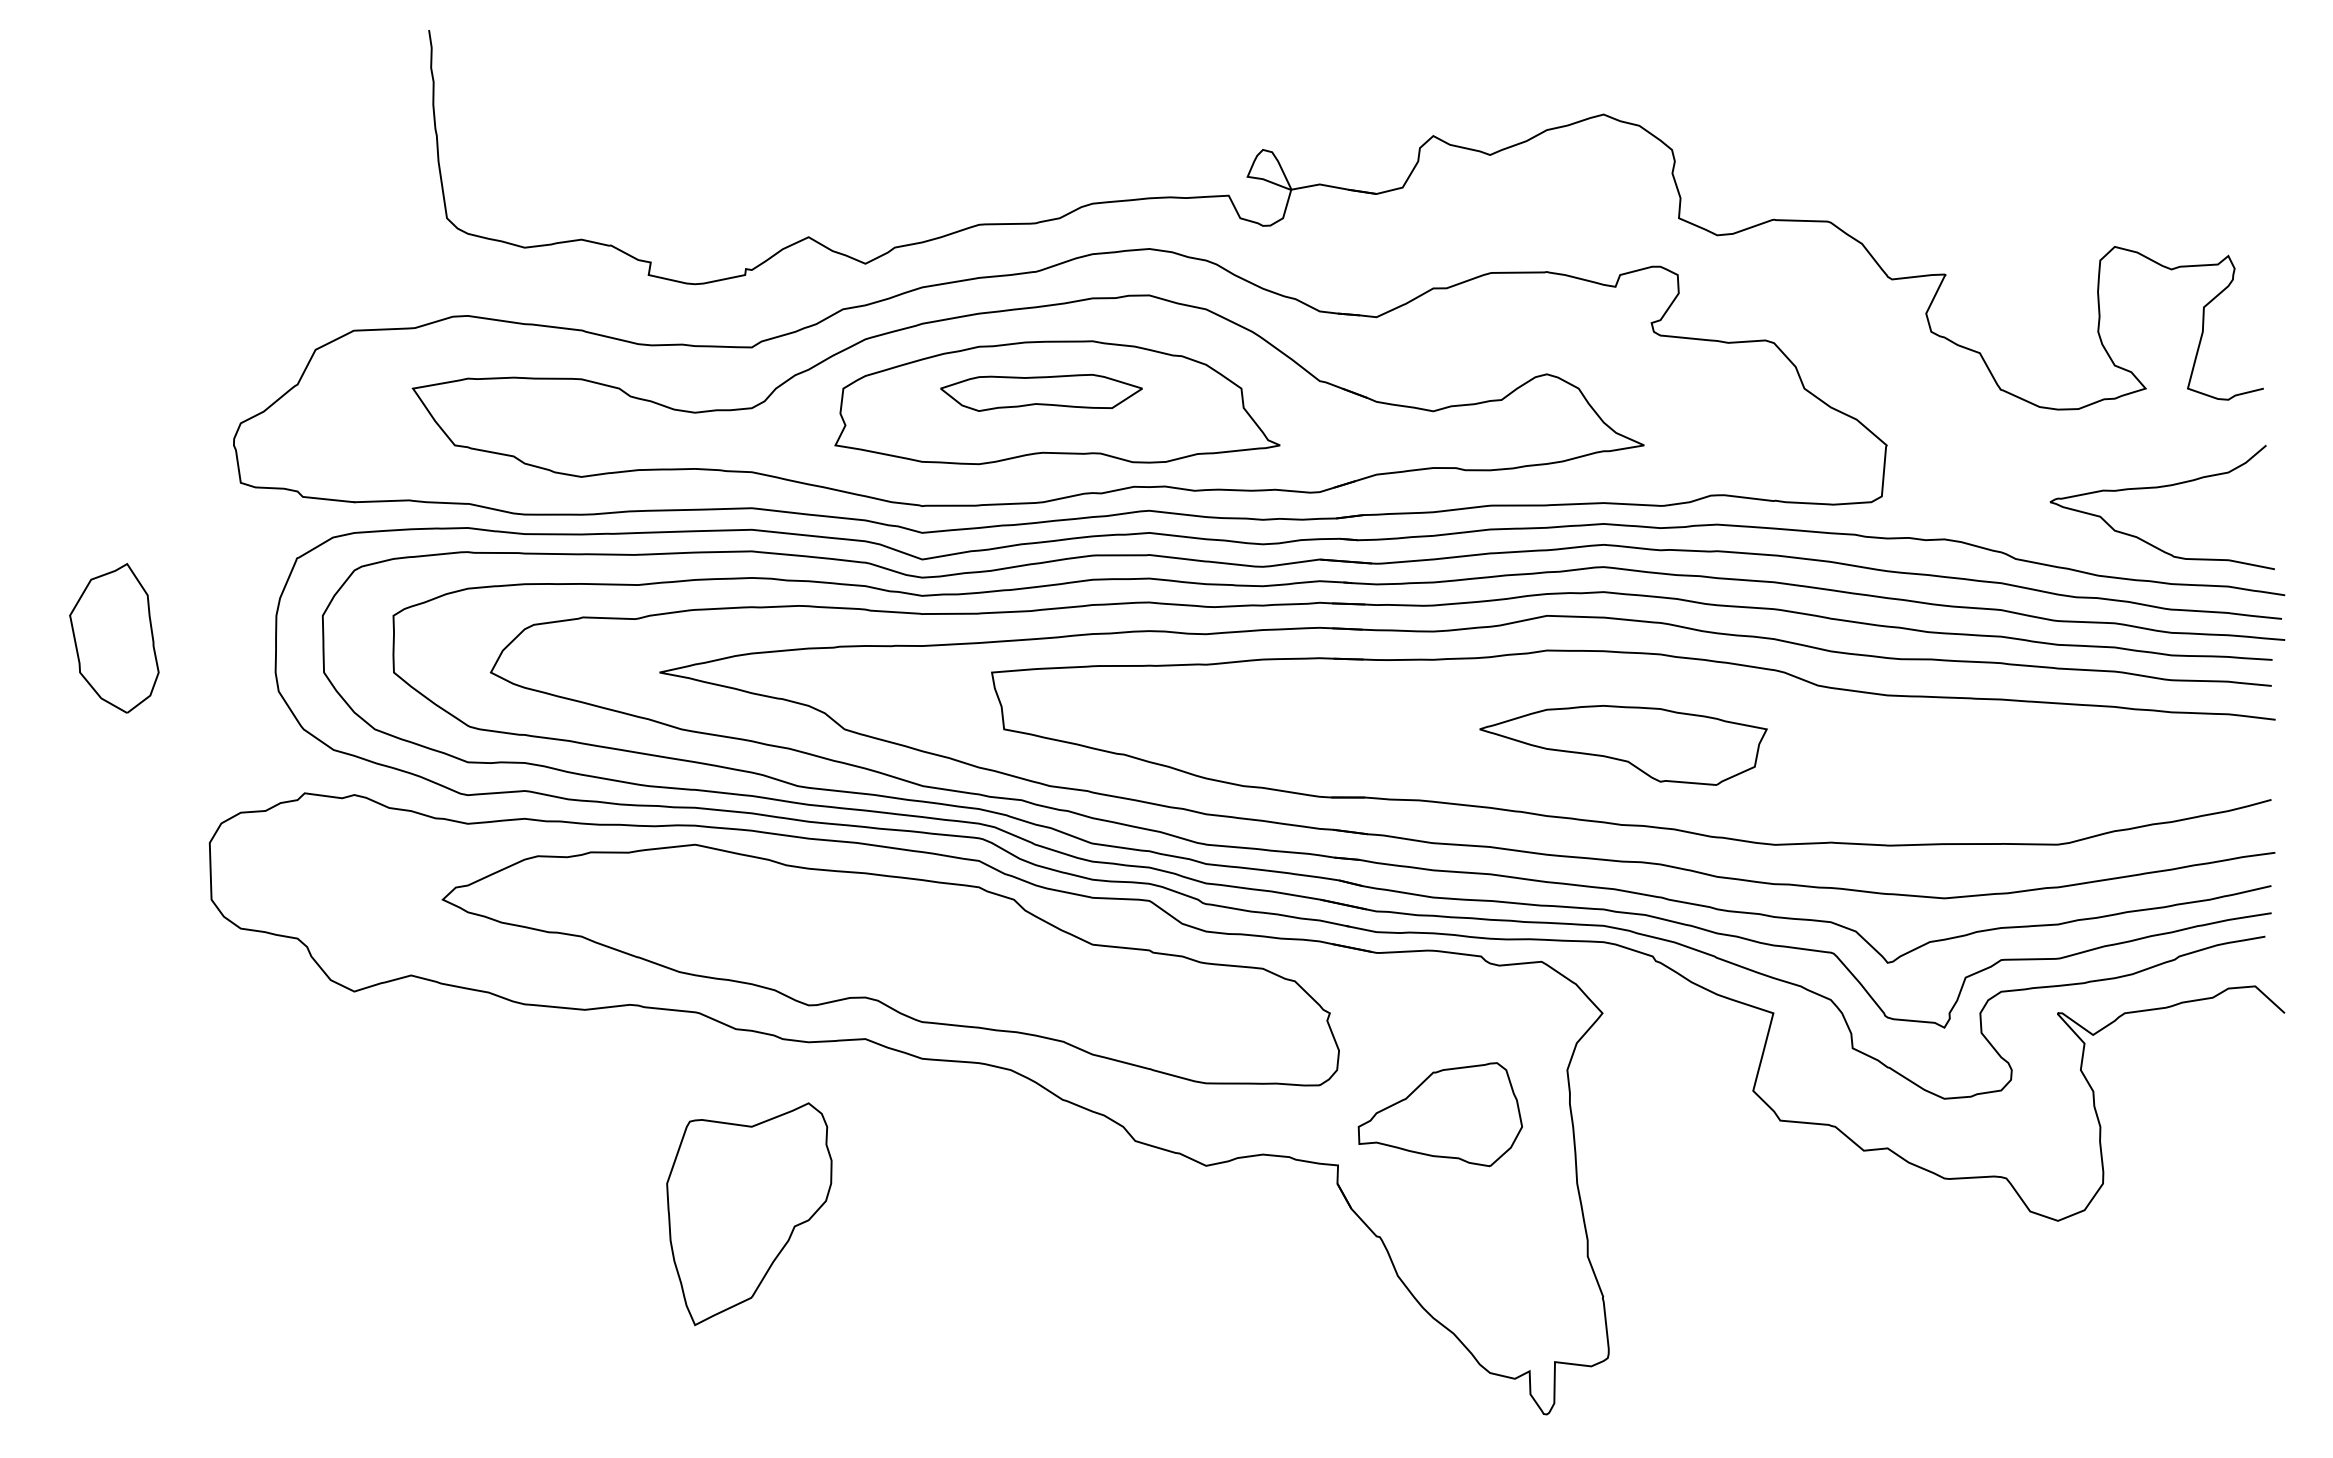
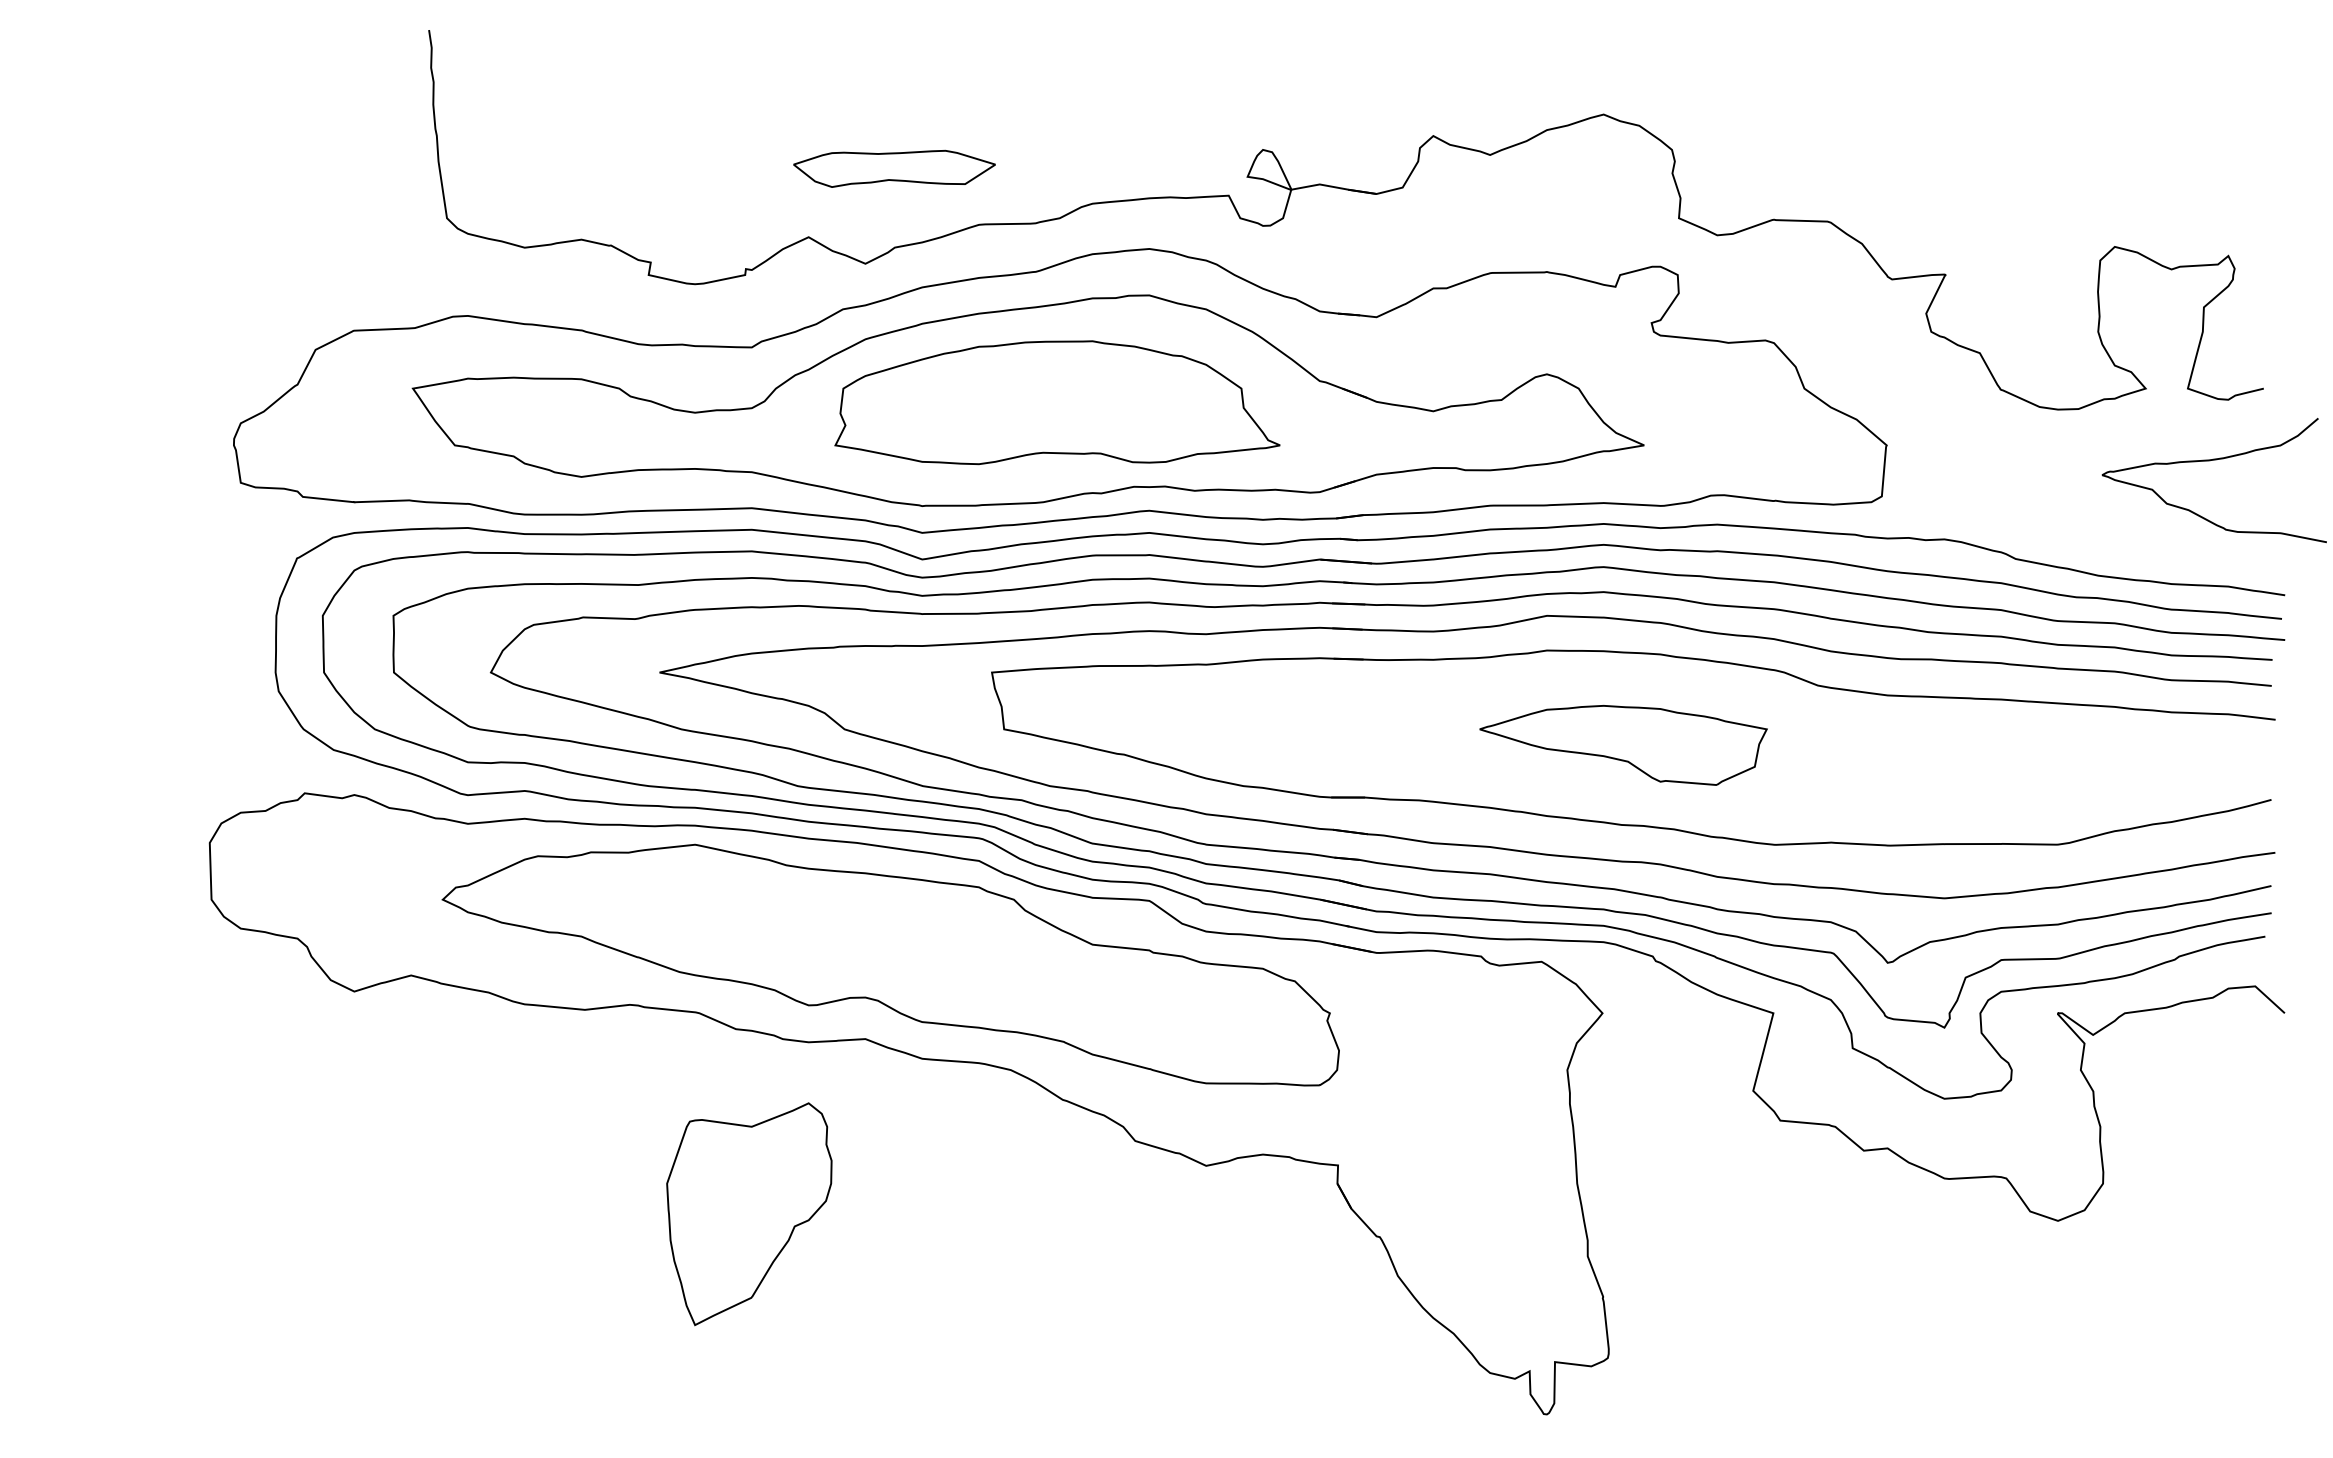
part position: (1041, 392) -> (894, 168) (894, 168)
curve position: (2158, 488) -> (2210, 461) (2210, 461)
part: present -> none (114, 638)
part: present -> none (1439, 1114)
